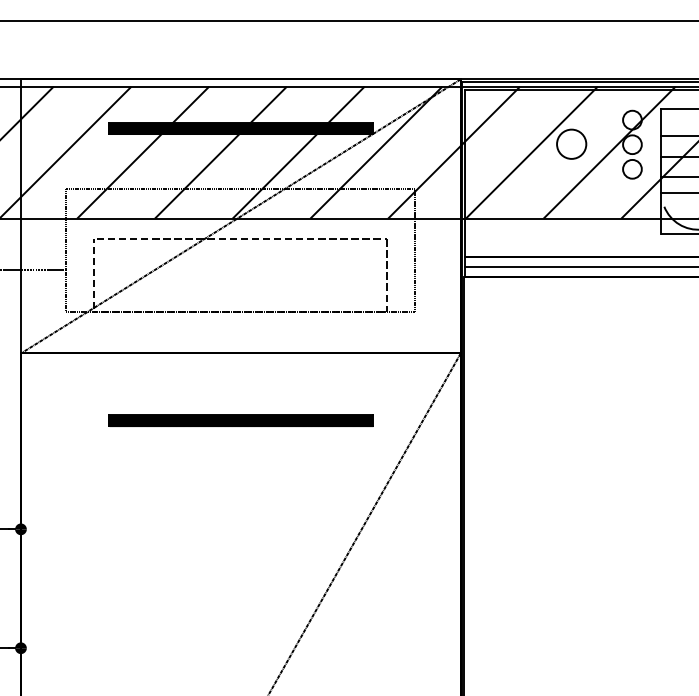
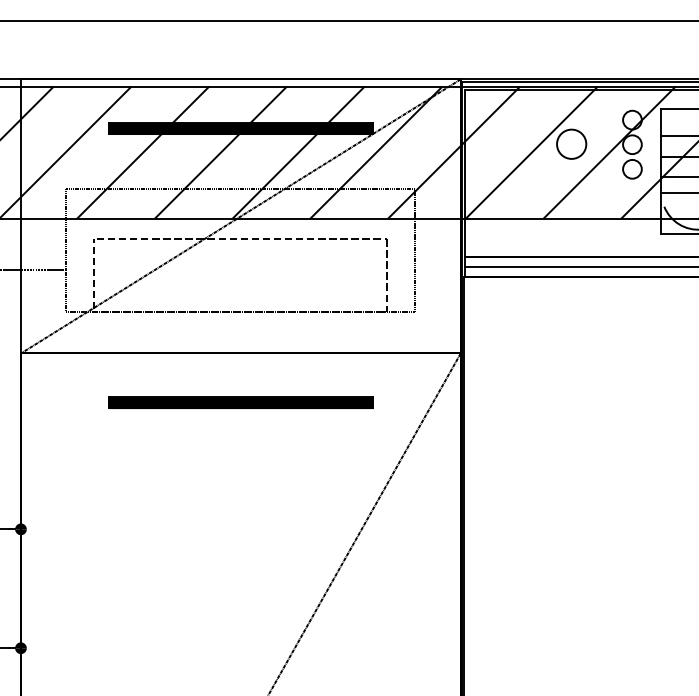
part position: (240, 420) -> (240, 402) (240, 402)
